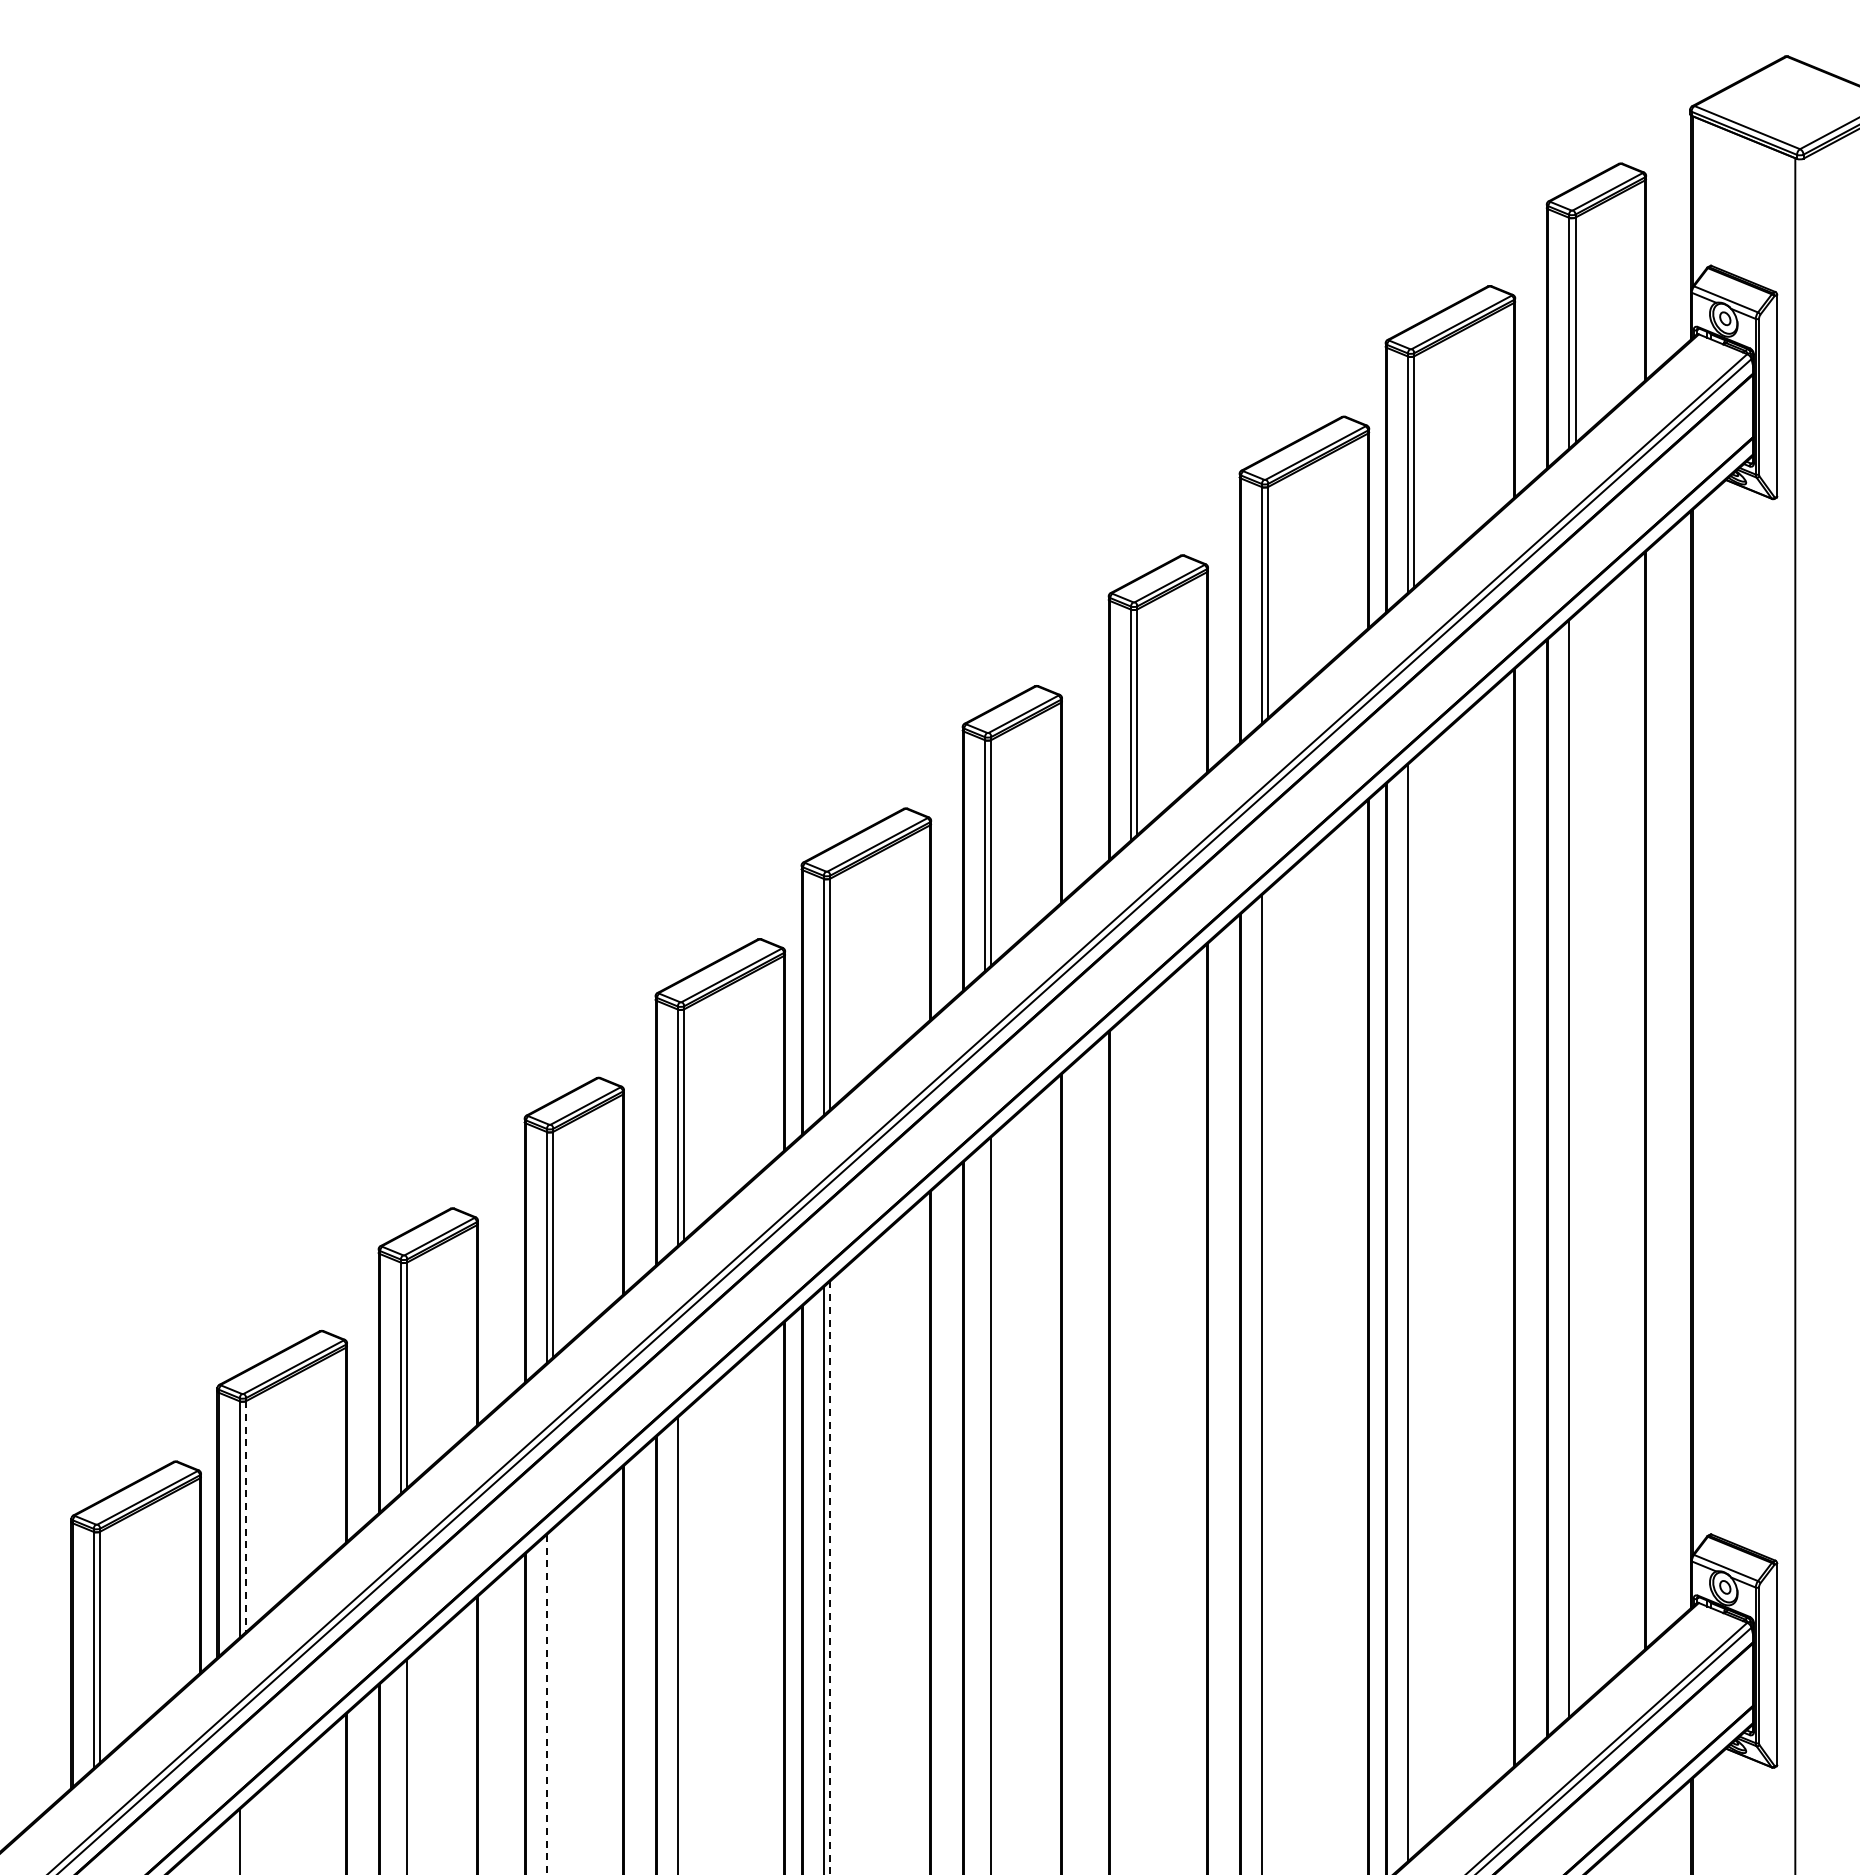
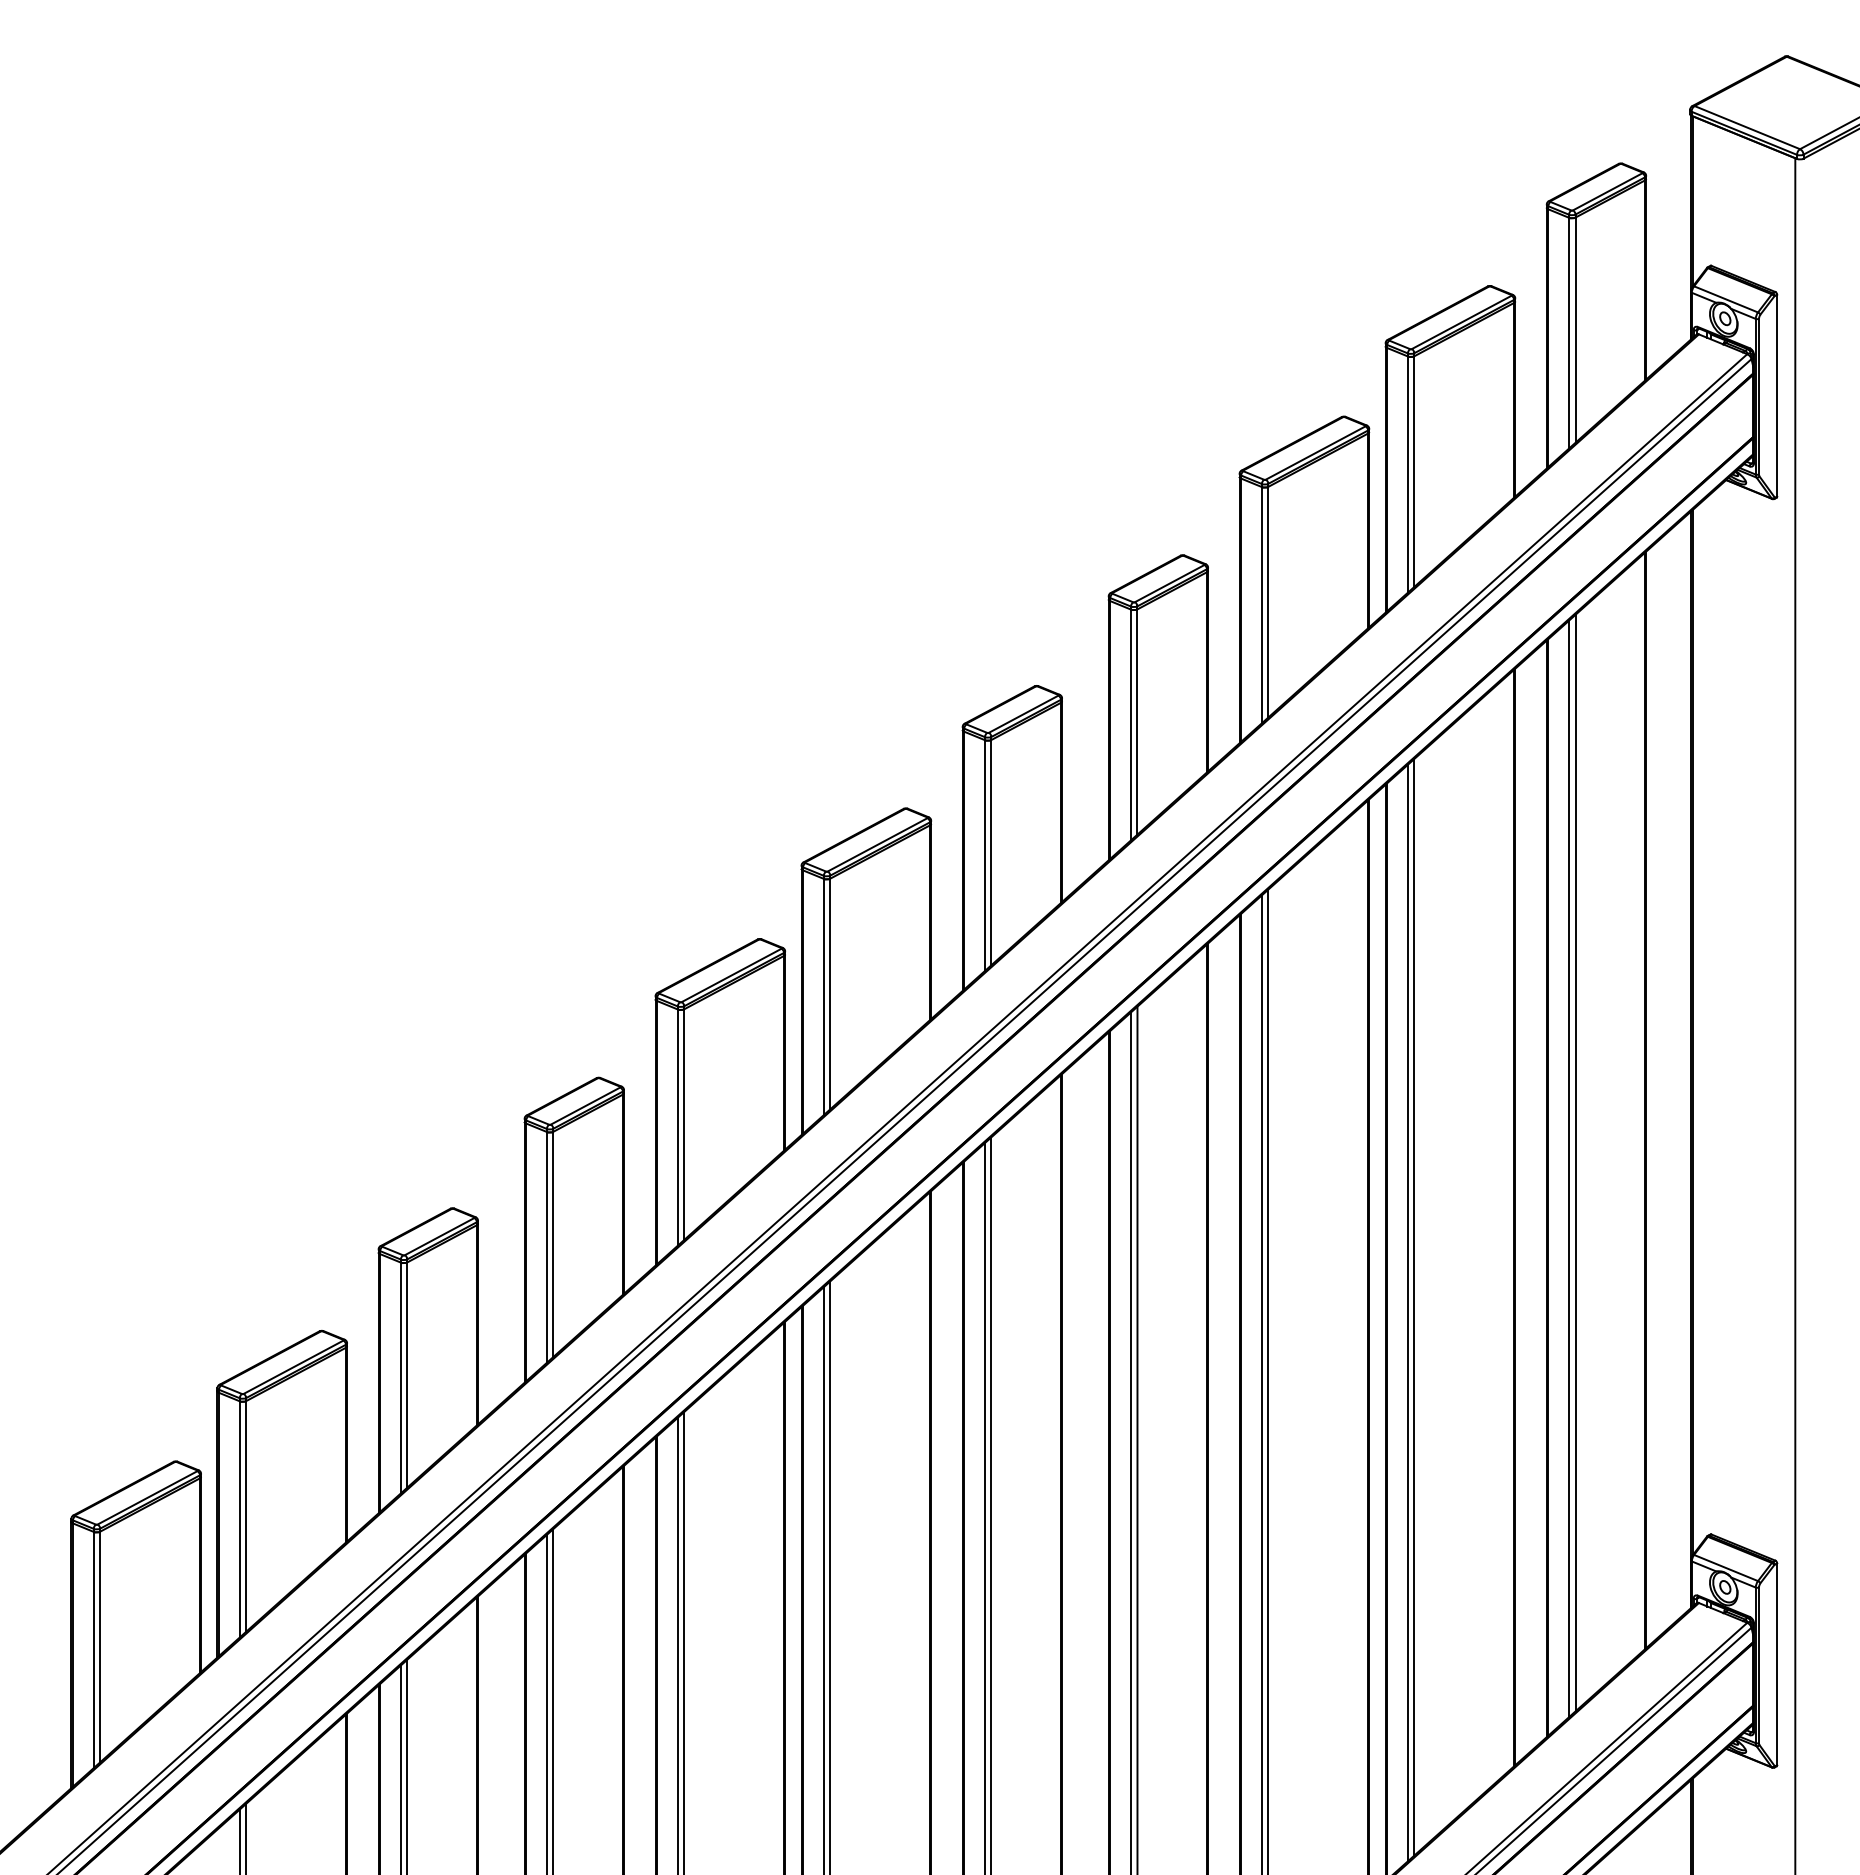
line: none -> present (1575, 1162)
line: none -> present (1414, 1306)
line: none -> present (1268, 1380)
line: none -> present (1137, 1438)
line: none -> present (1131, 1441)
line: none -> present (984, 1507)
line: dashed -> solid (246, 1516)
line: dashed -> solid (830, 1578)
line: none -> present (684, 1641)
line: none -> present (553, 1700)
line: dashed -> solid (546, 1704)
line: none -> present (400, 1768)
line: none -> present (246, 1837)
